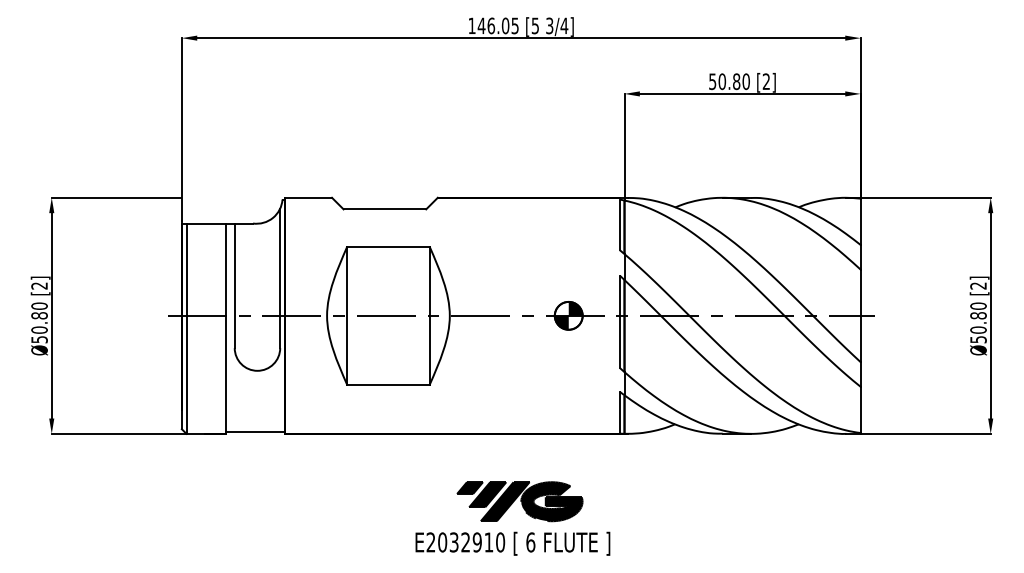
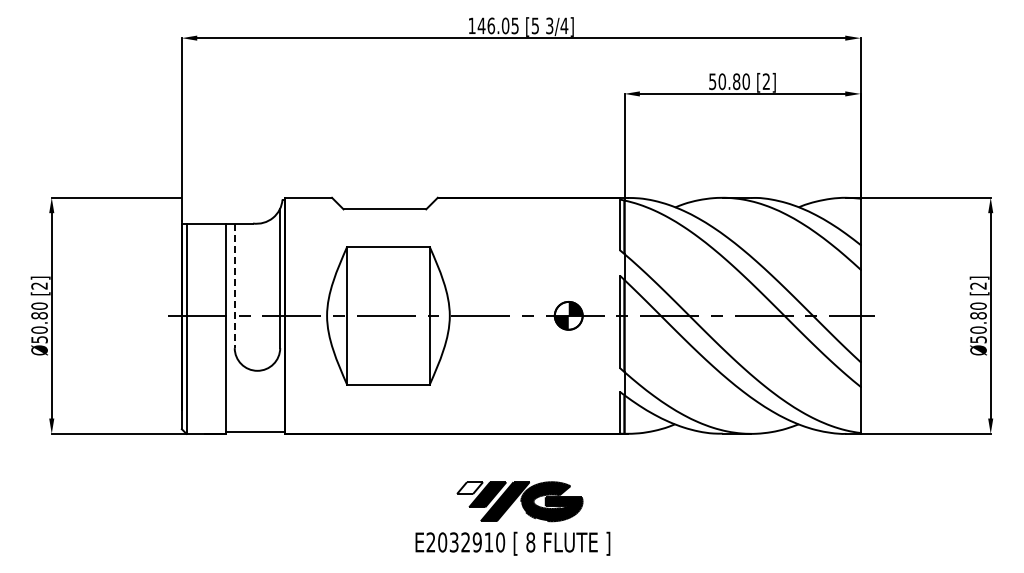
line: solid -> dashed (234, 286)
fill: present -> none (470, 488)
text: 6 -> 8 (530, 542)
